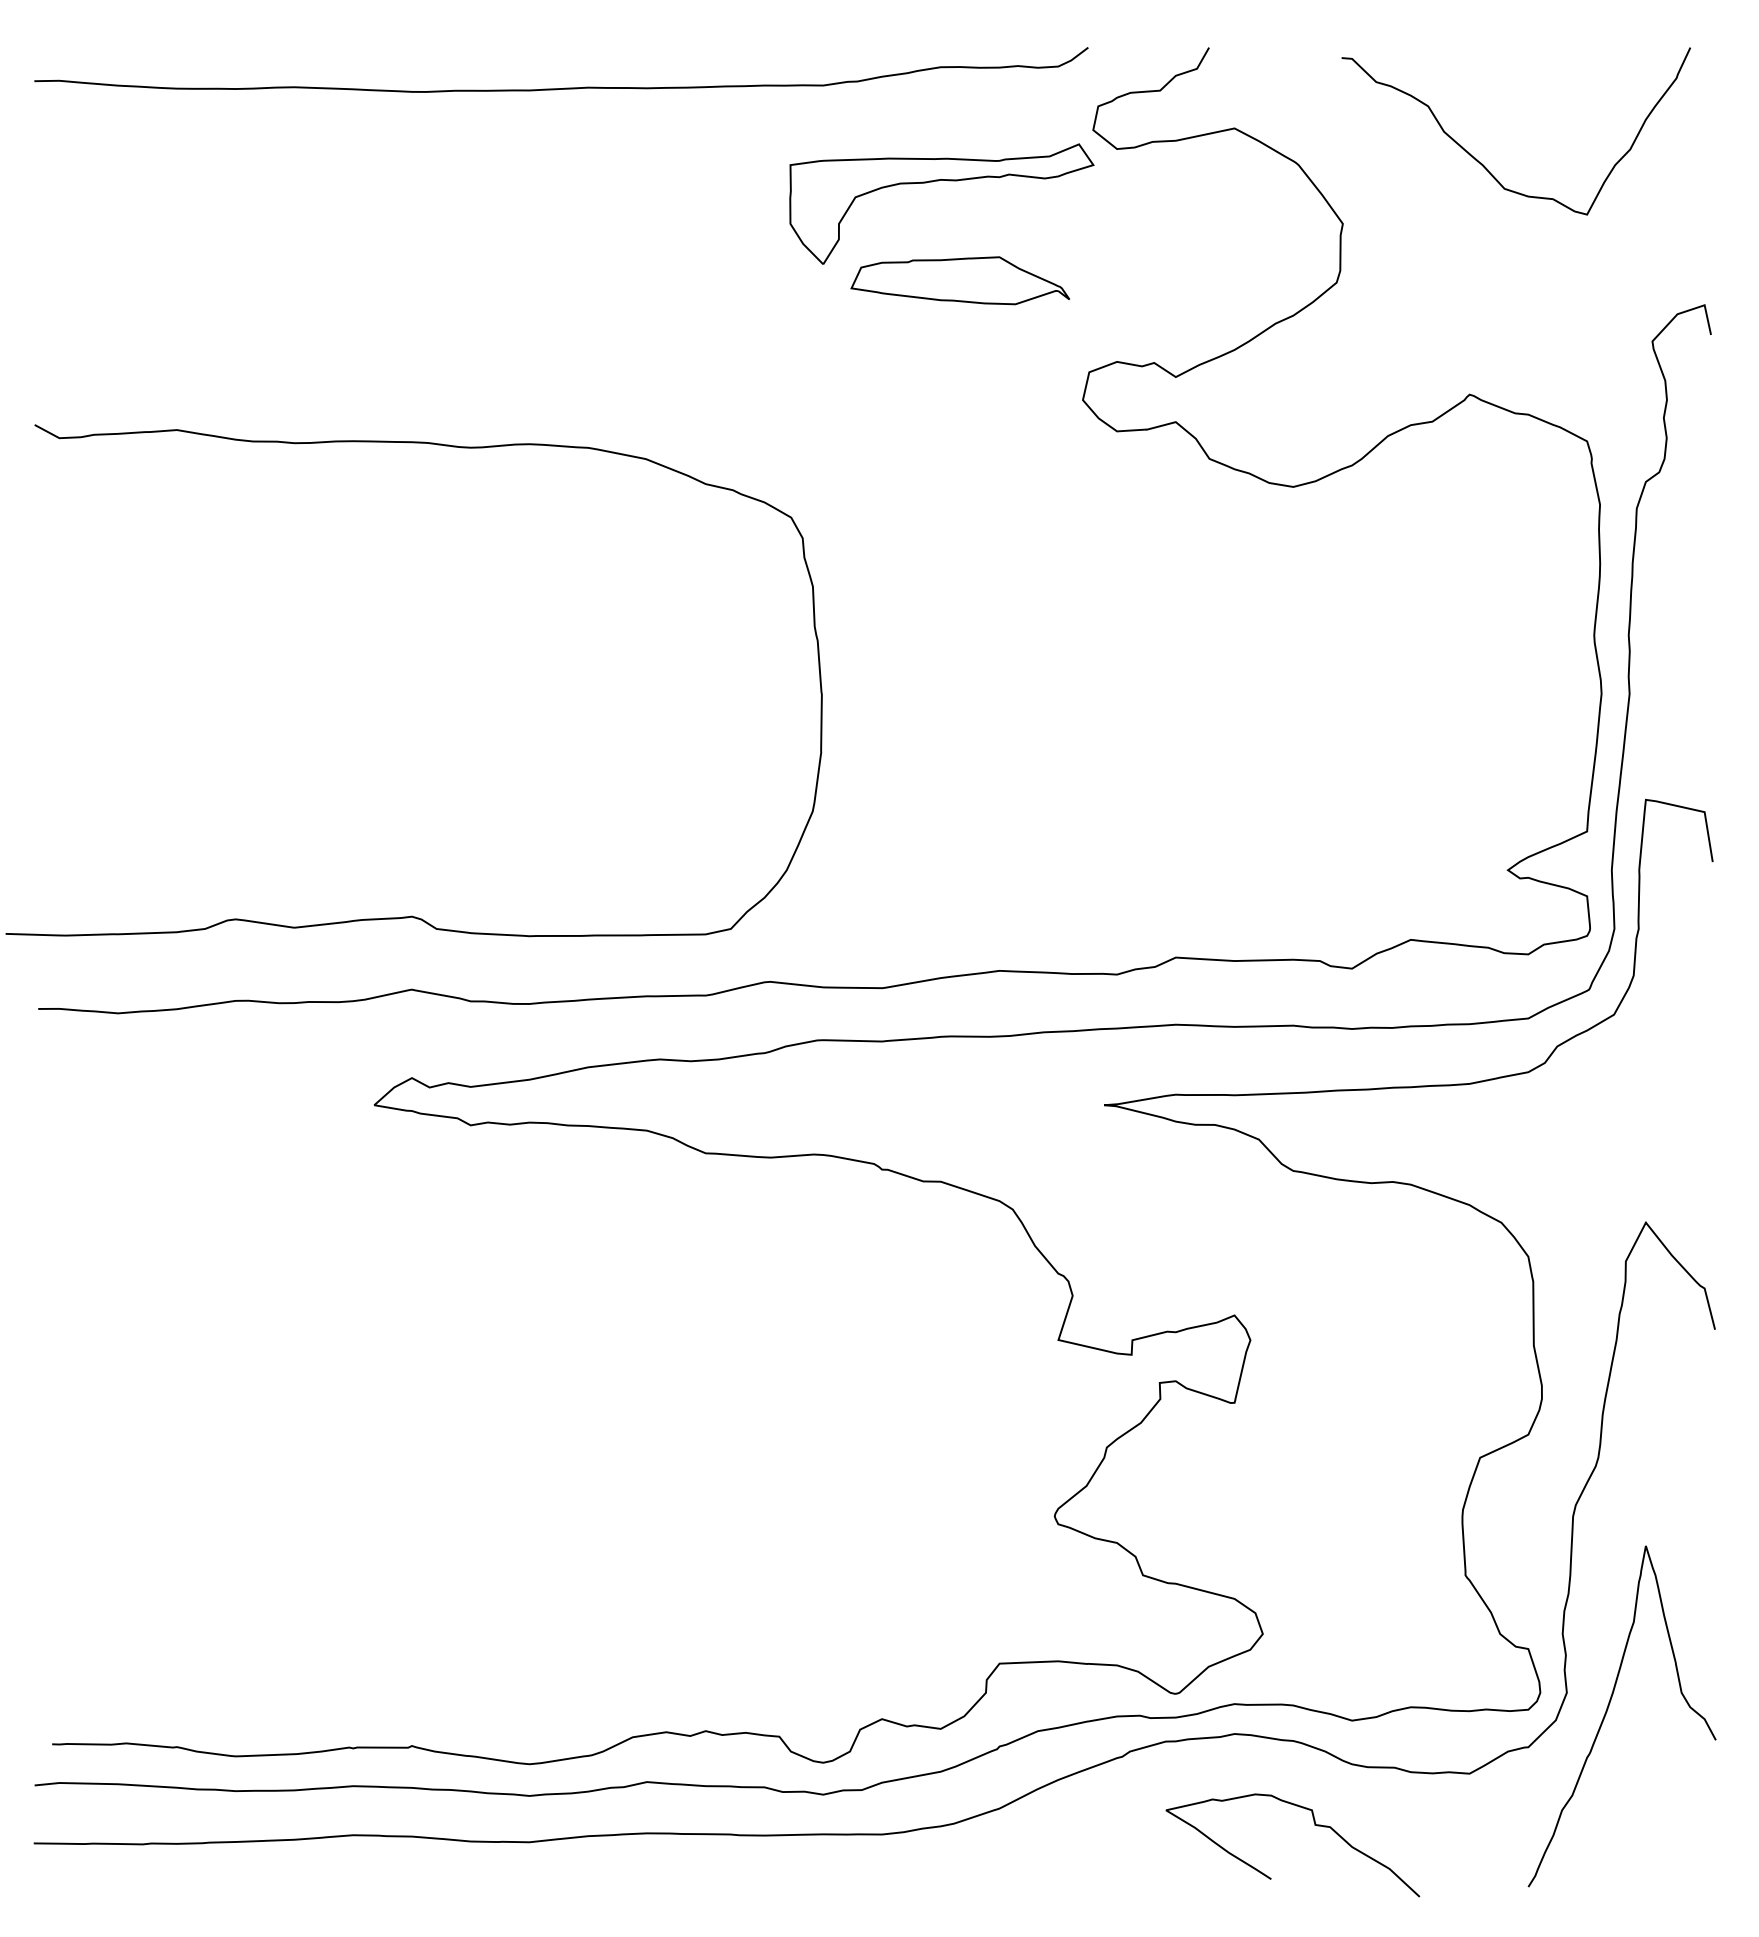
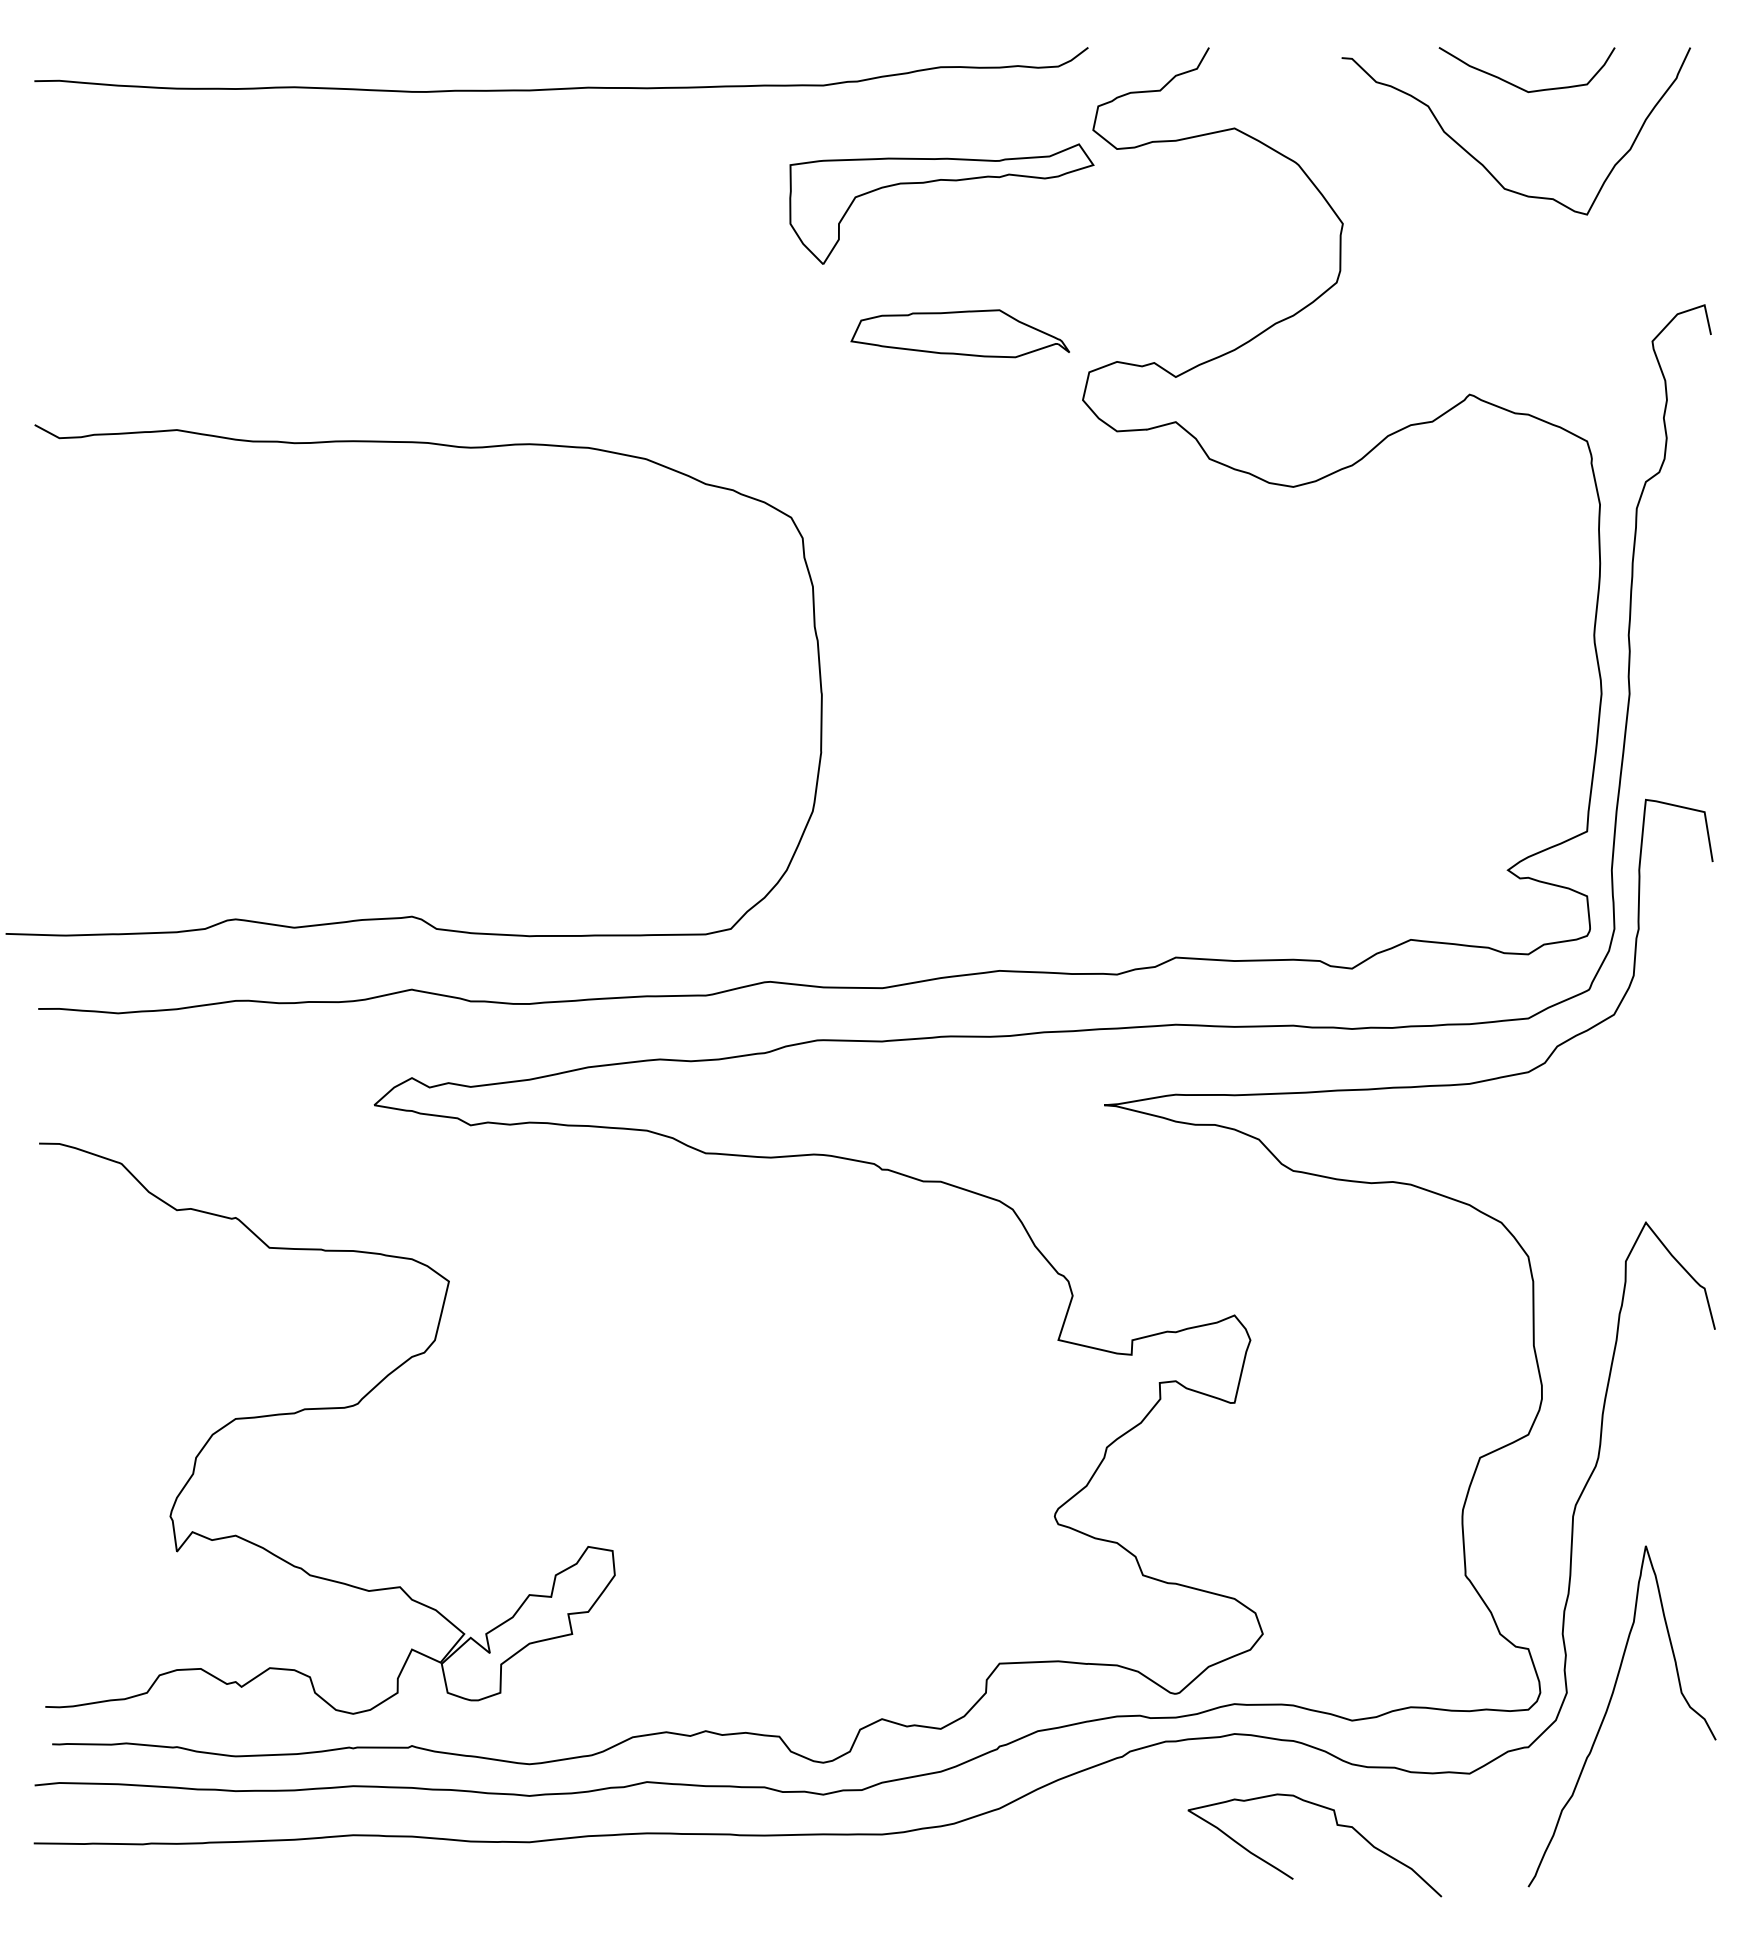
curve: none -> present (1519, 86)
part position: (959, 280) -> (959, 333) (959, 333)
part: none -> present (327, 1409)
curve position: (1314, 1825) -> (1336, 1825) (1336, 1825)
